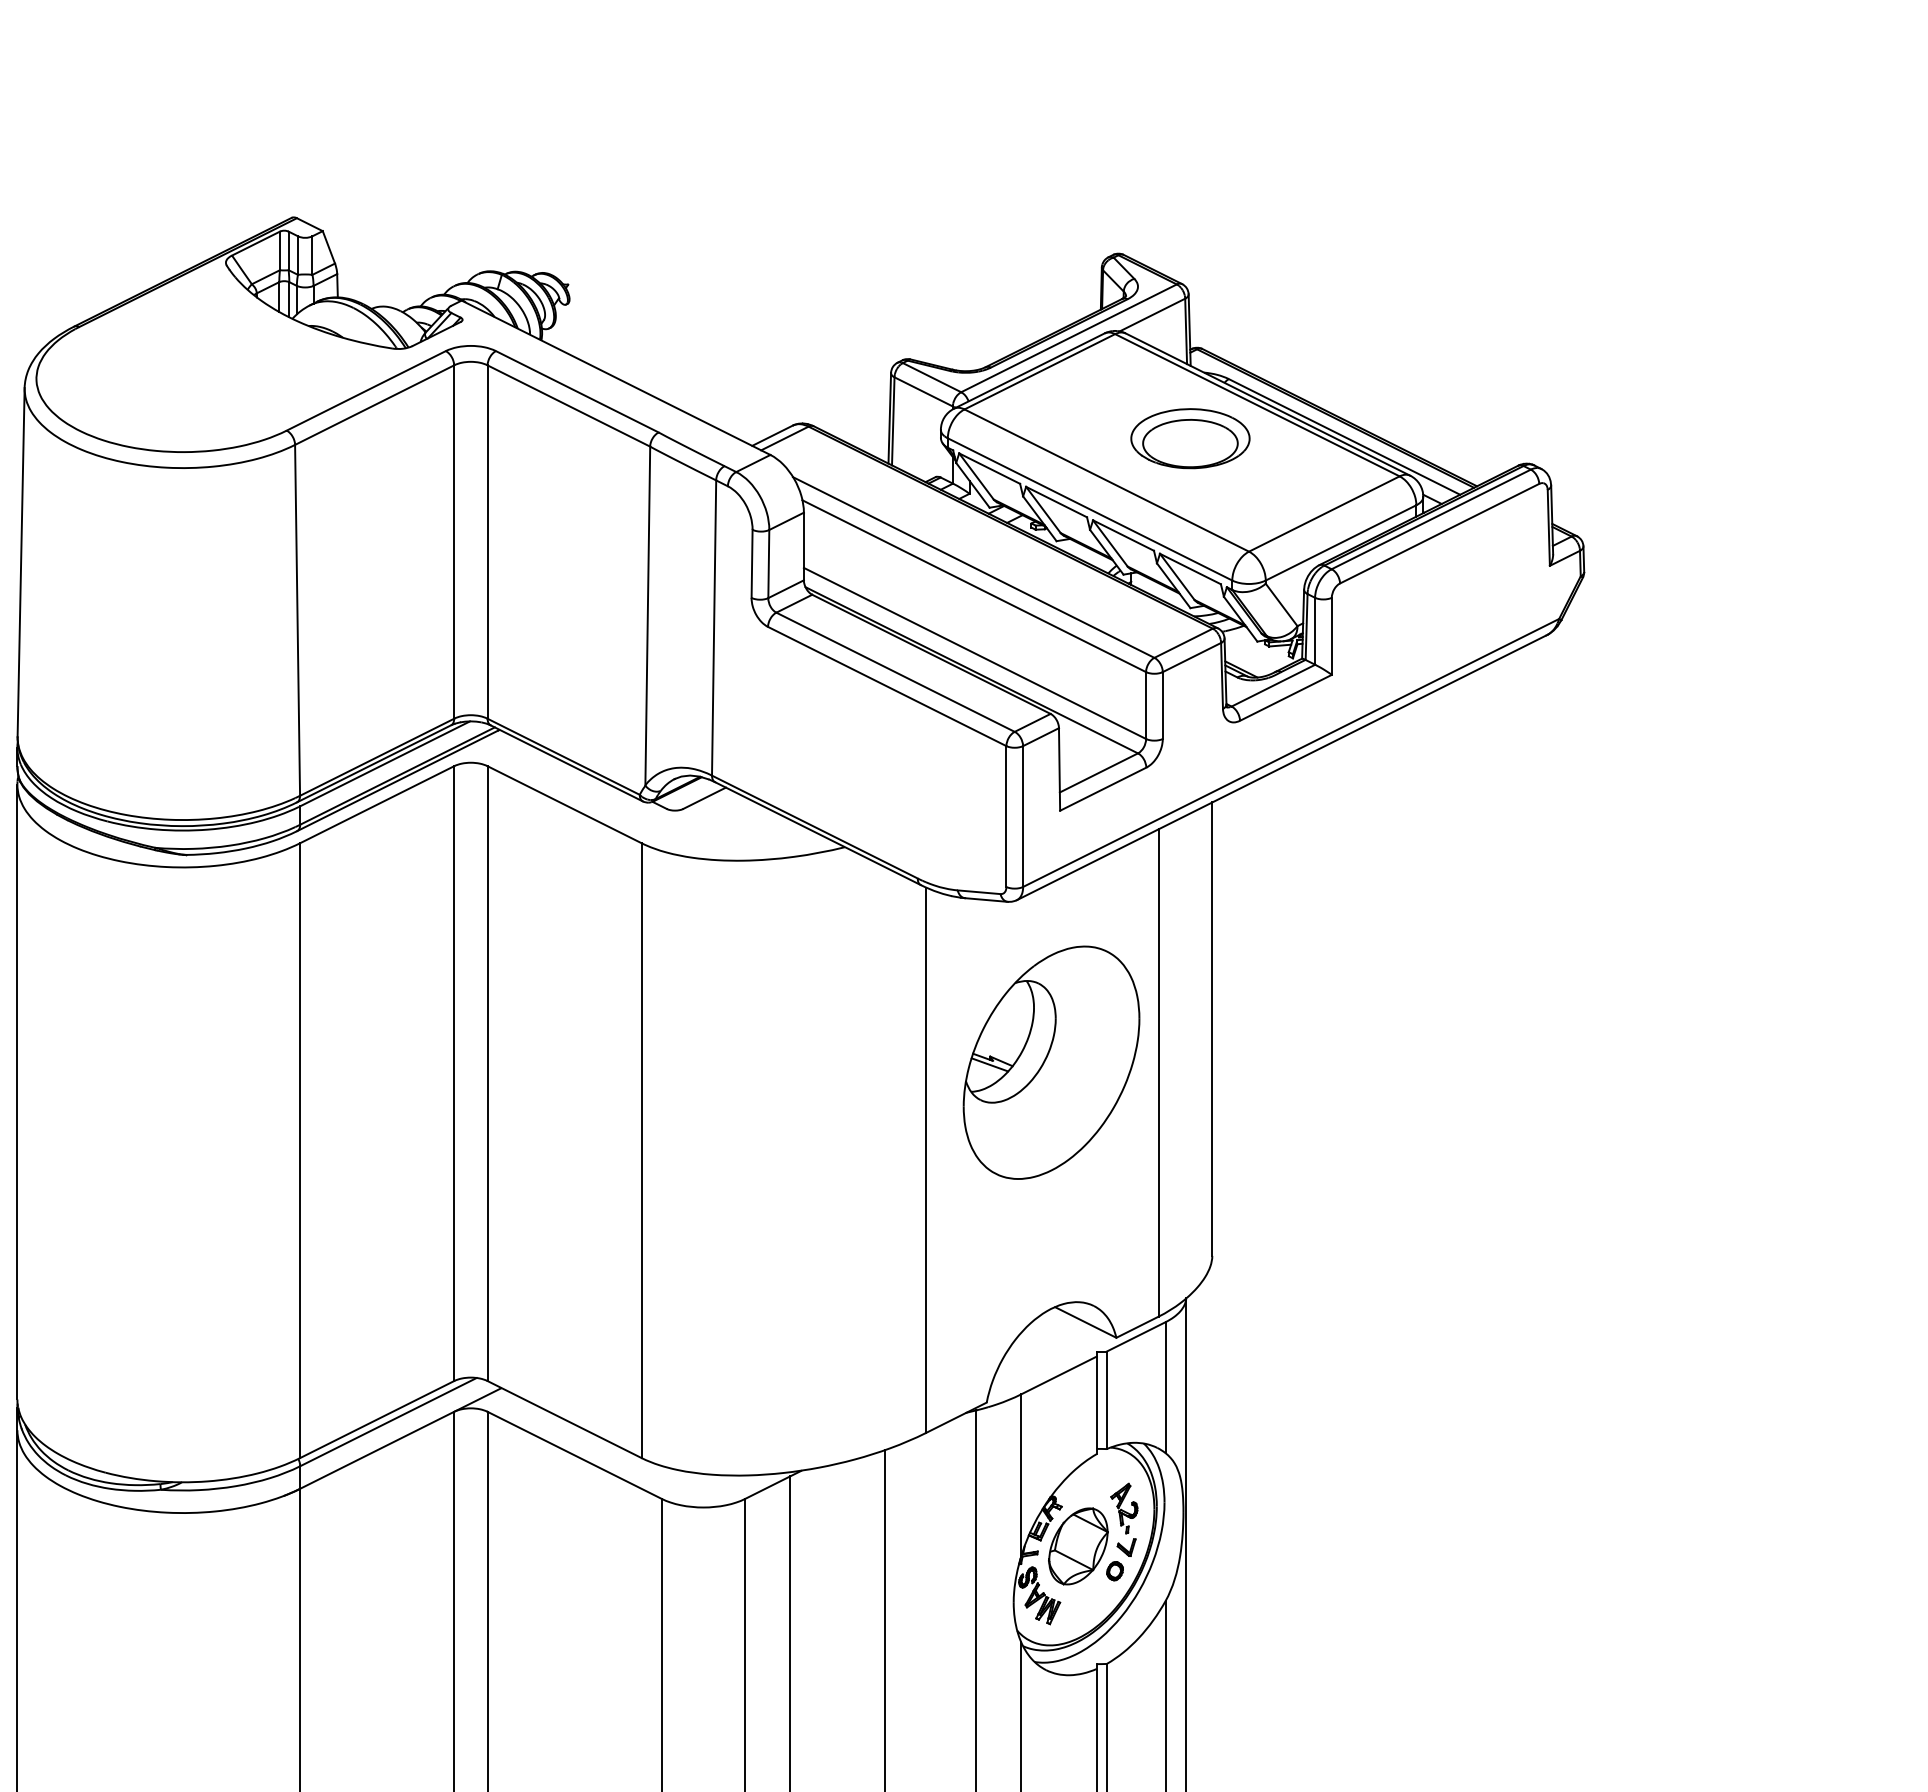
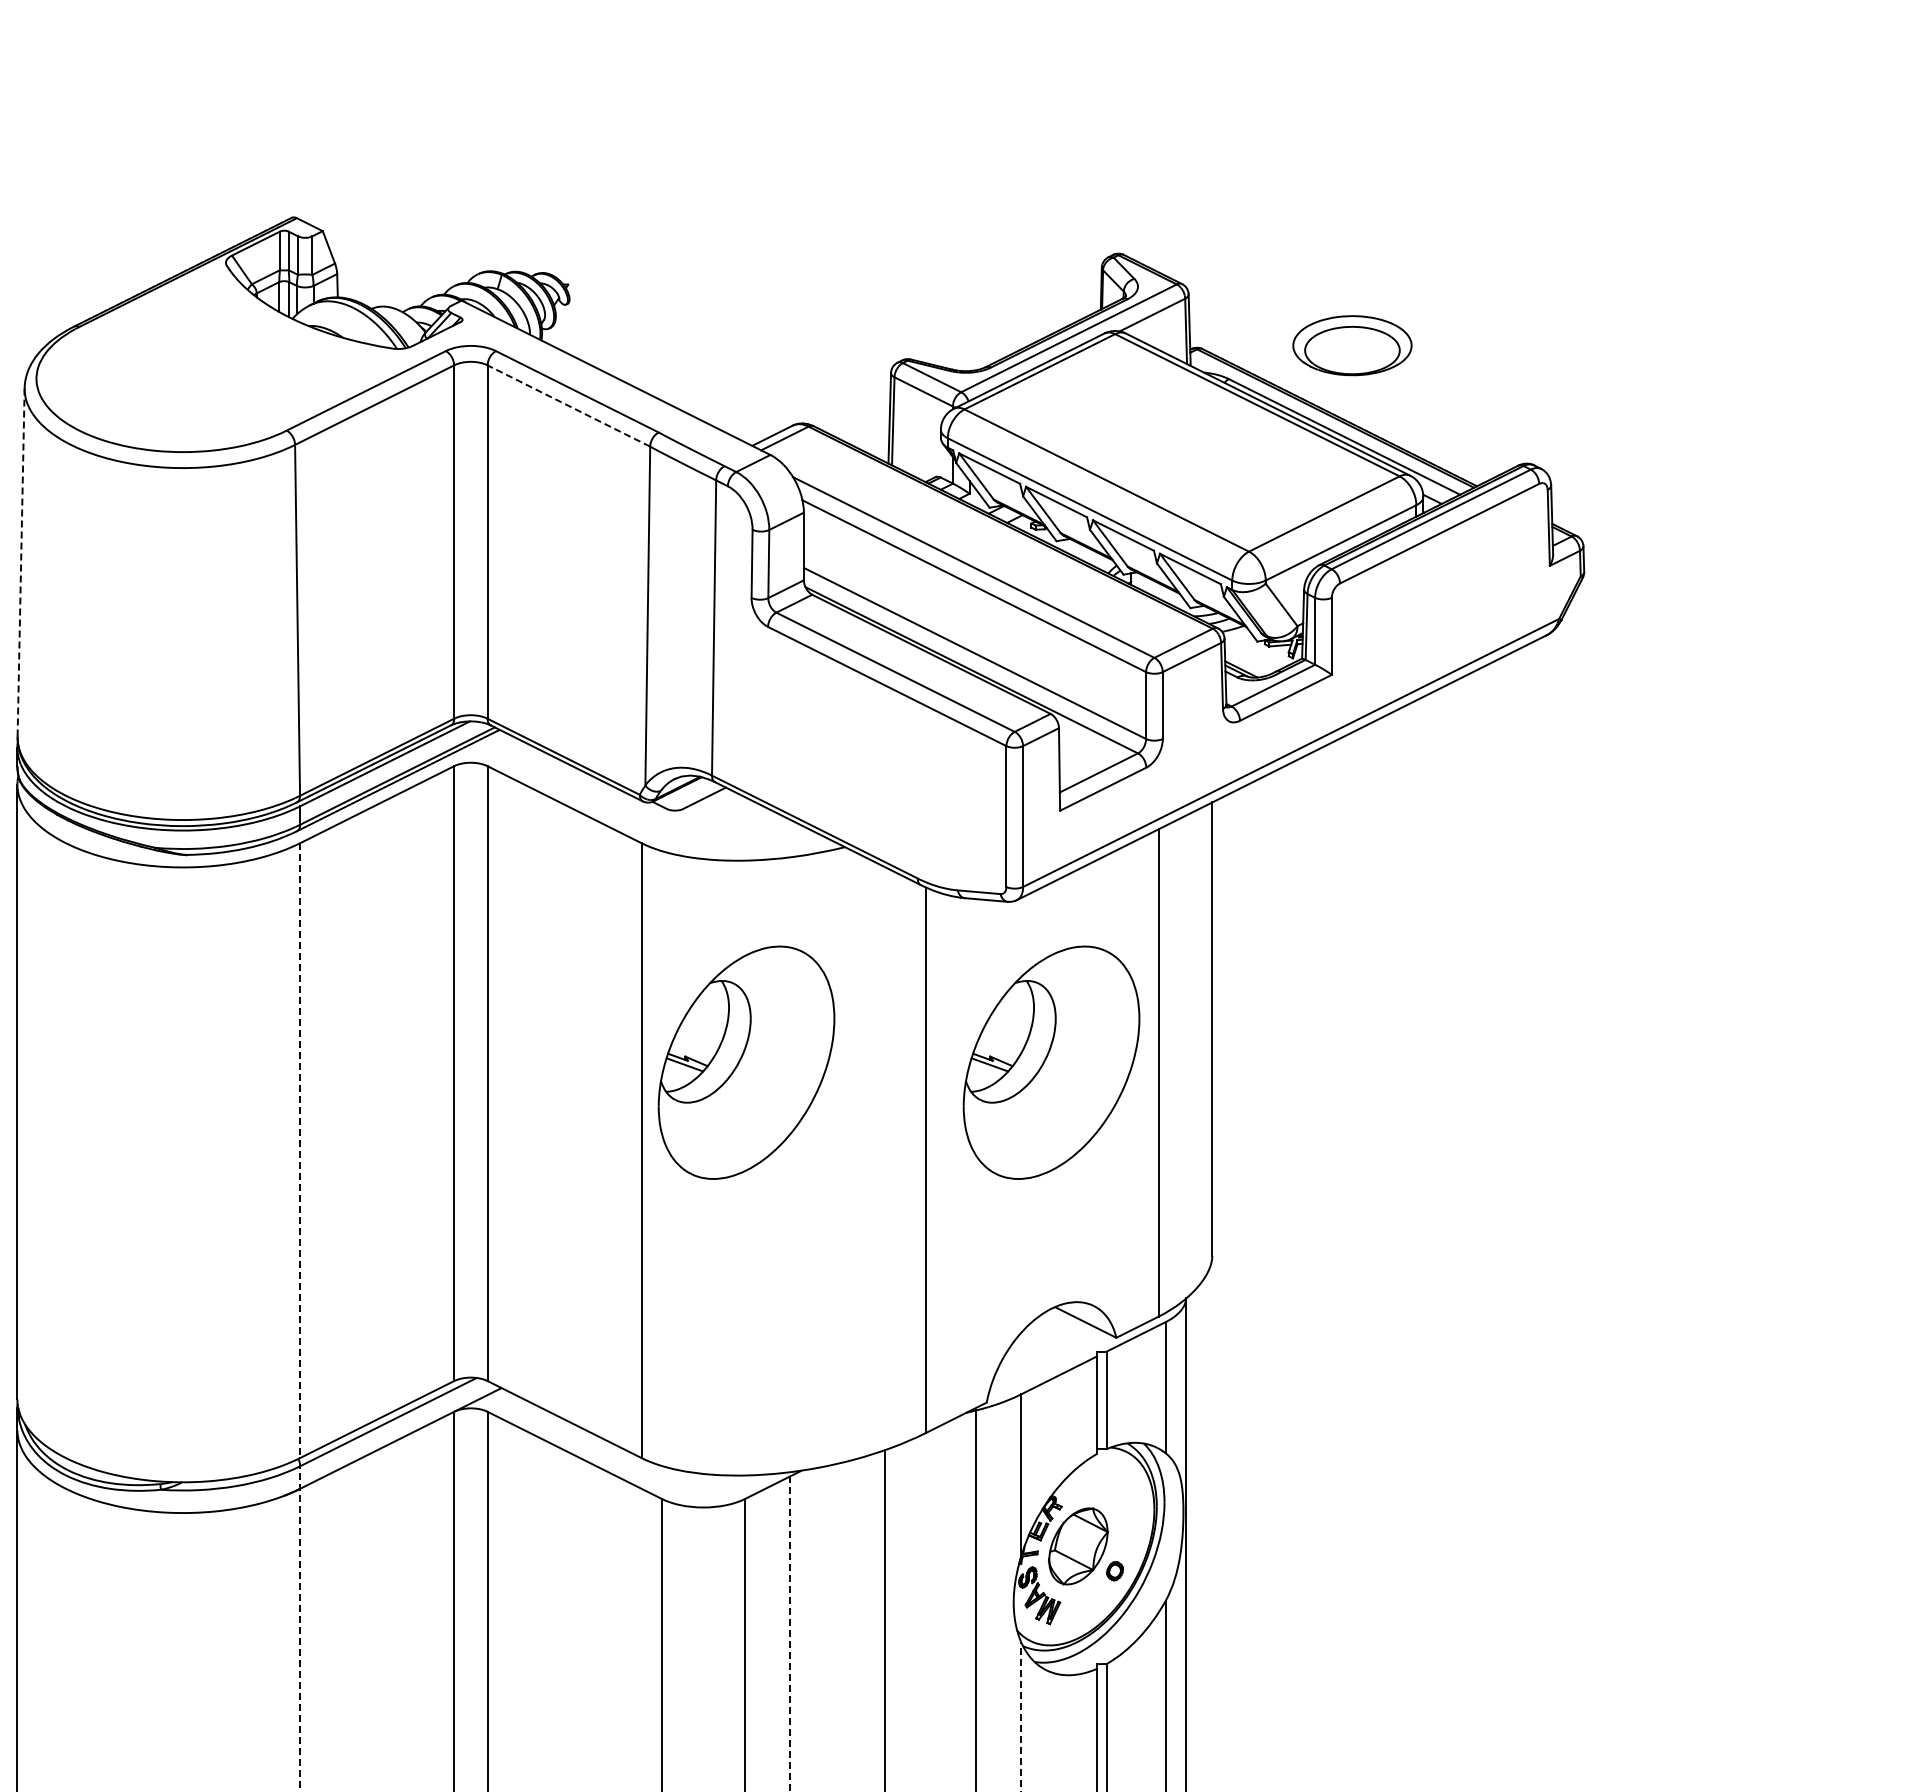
line: solid -> dashed (568, 406)
part position: (1190, 438) -> (1352, 345) (1352, 345)
line: solid -> dashed (21, 561)
part: none -> present (746, 1062)
line: solid -> dashed (300, 1151)
part: present -> none (1124, 1519)
line: solid -> dashed (300, 1628)
line: solid -> dashed (790, 1634)
line: solid -> dashed (1021, 1716)
